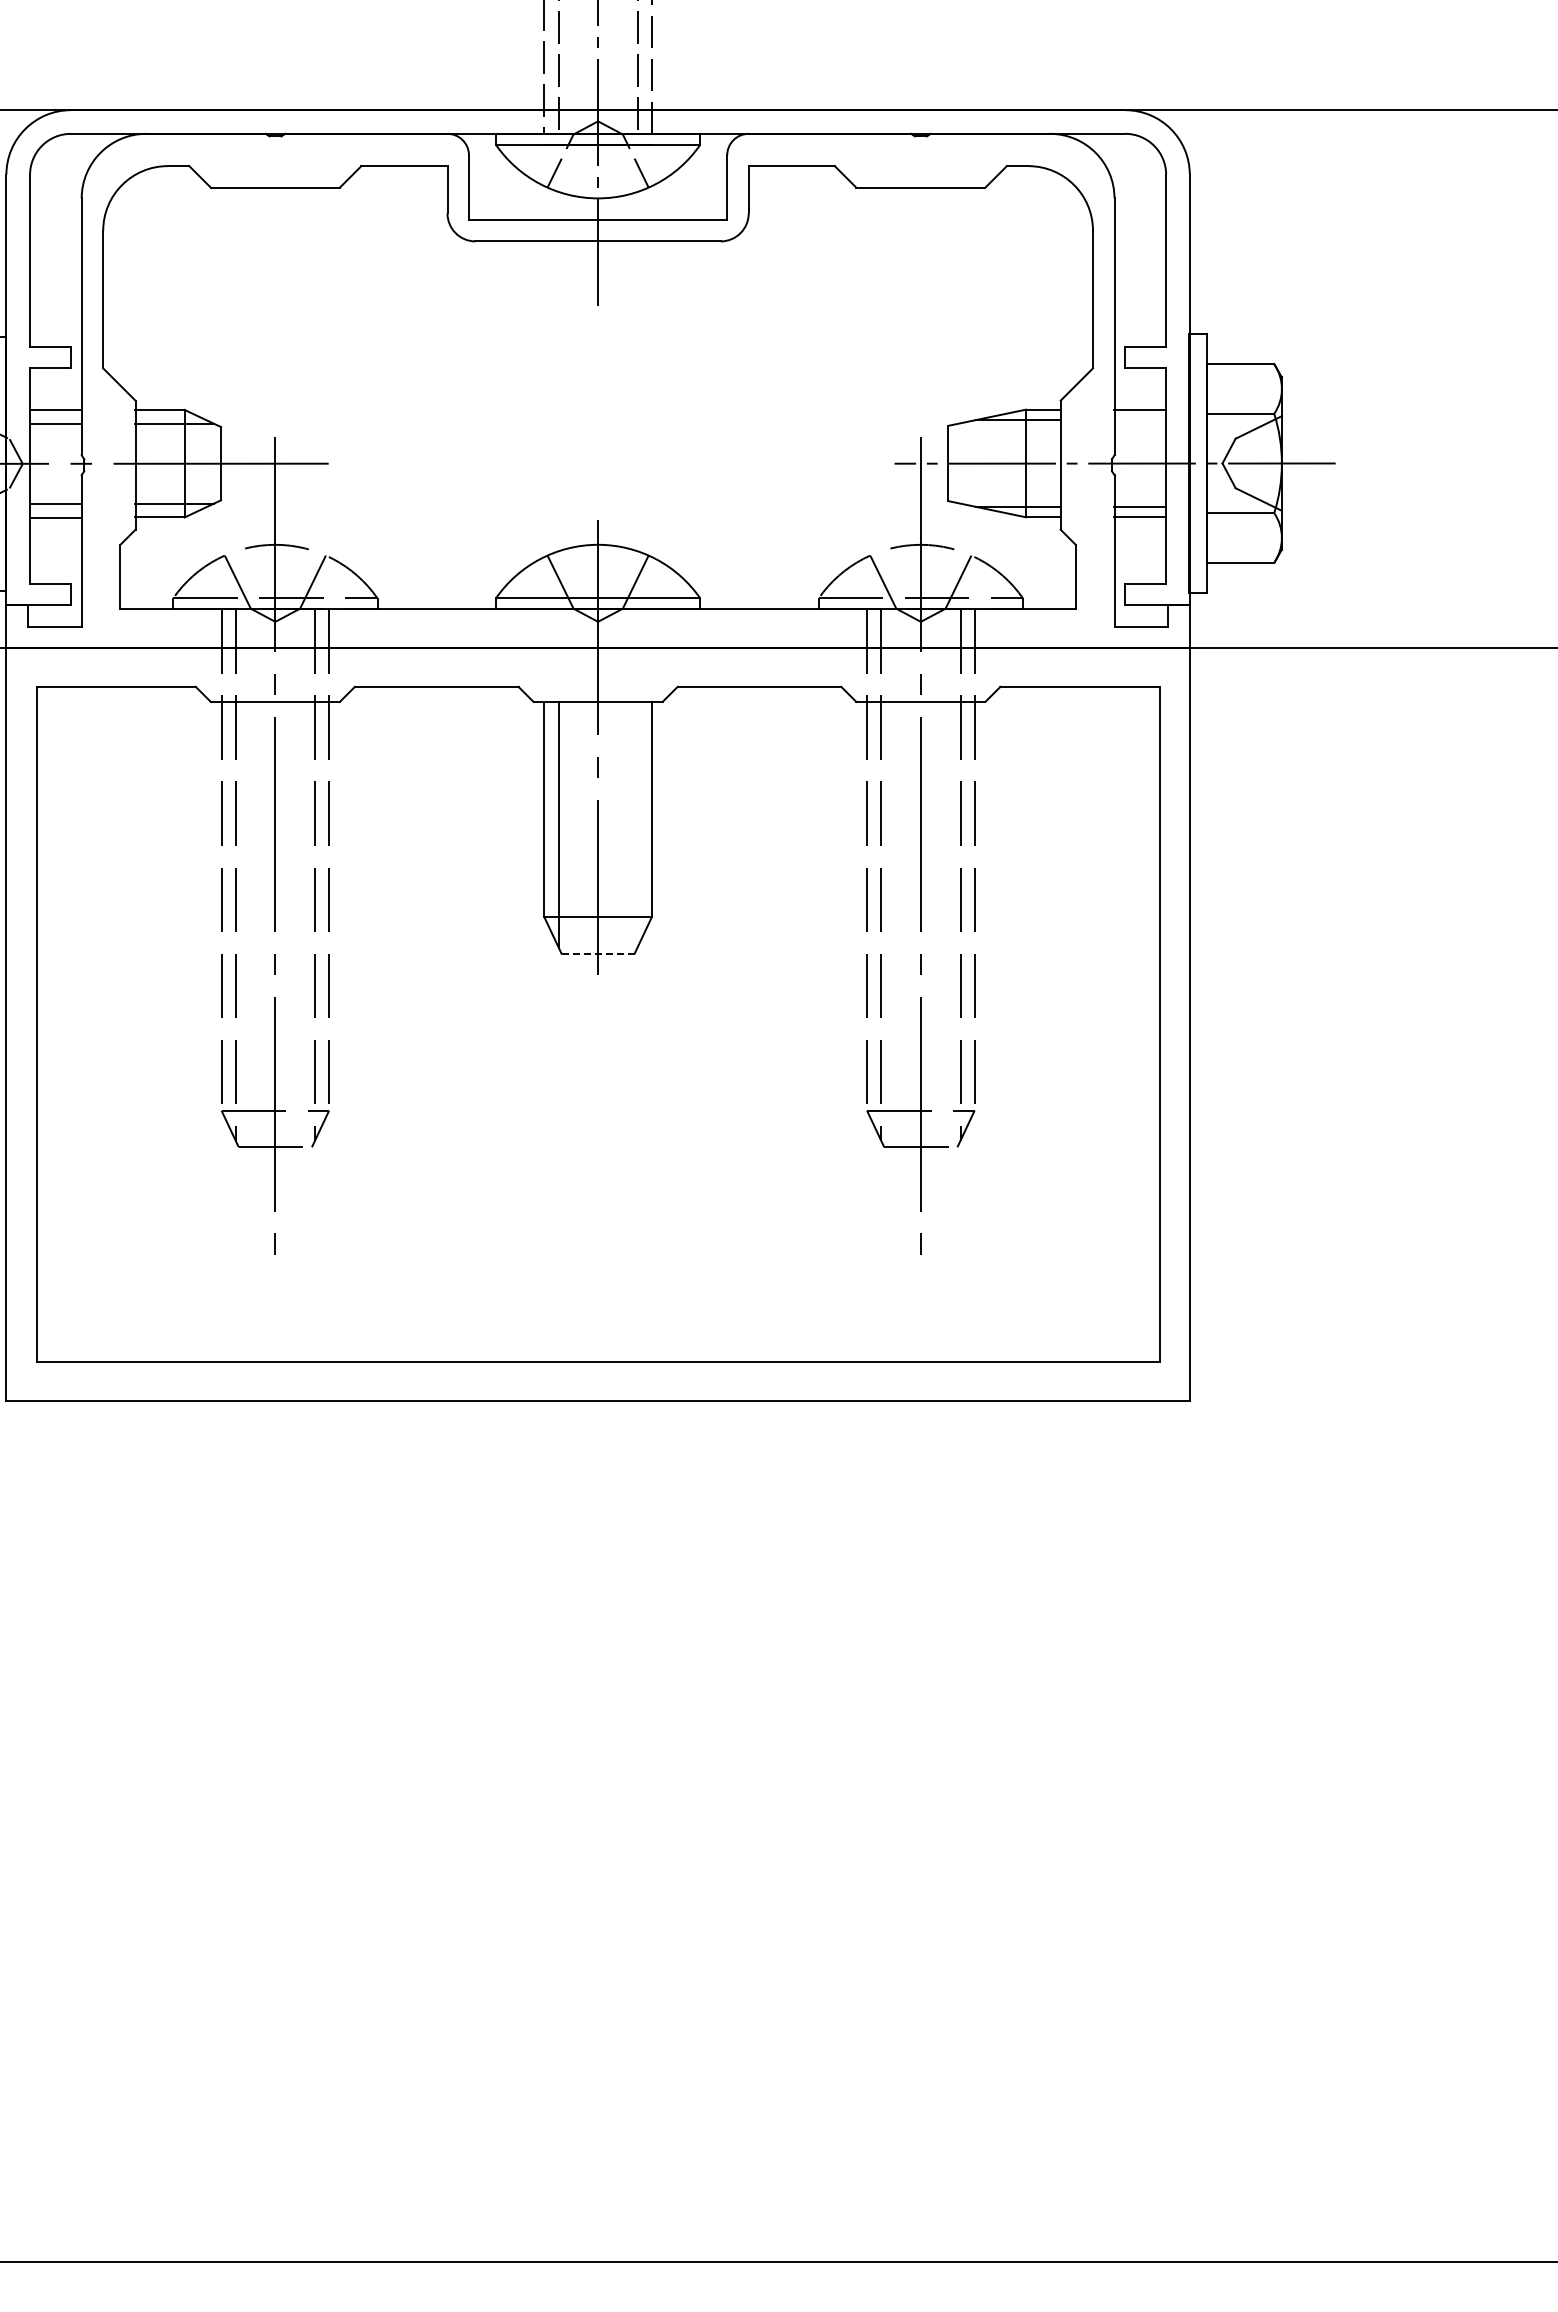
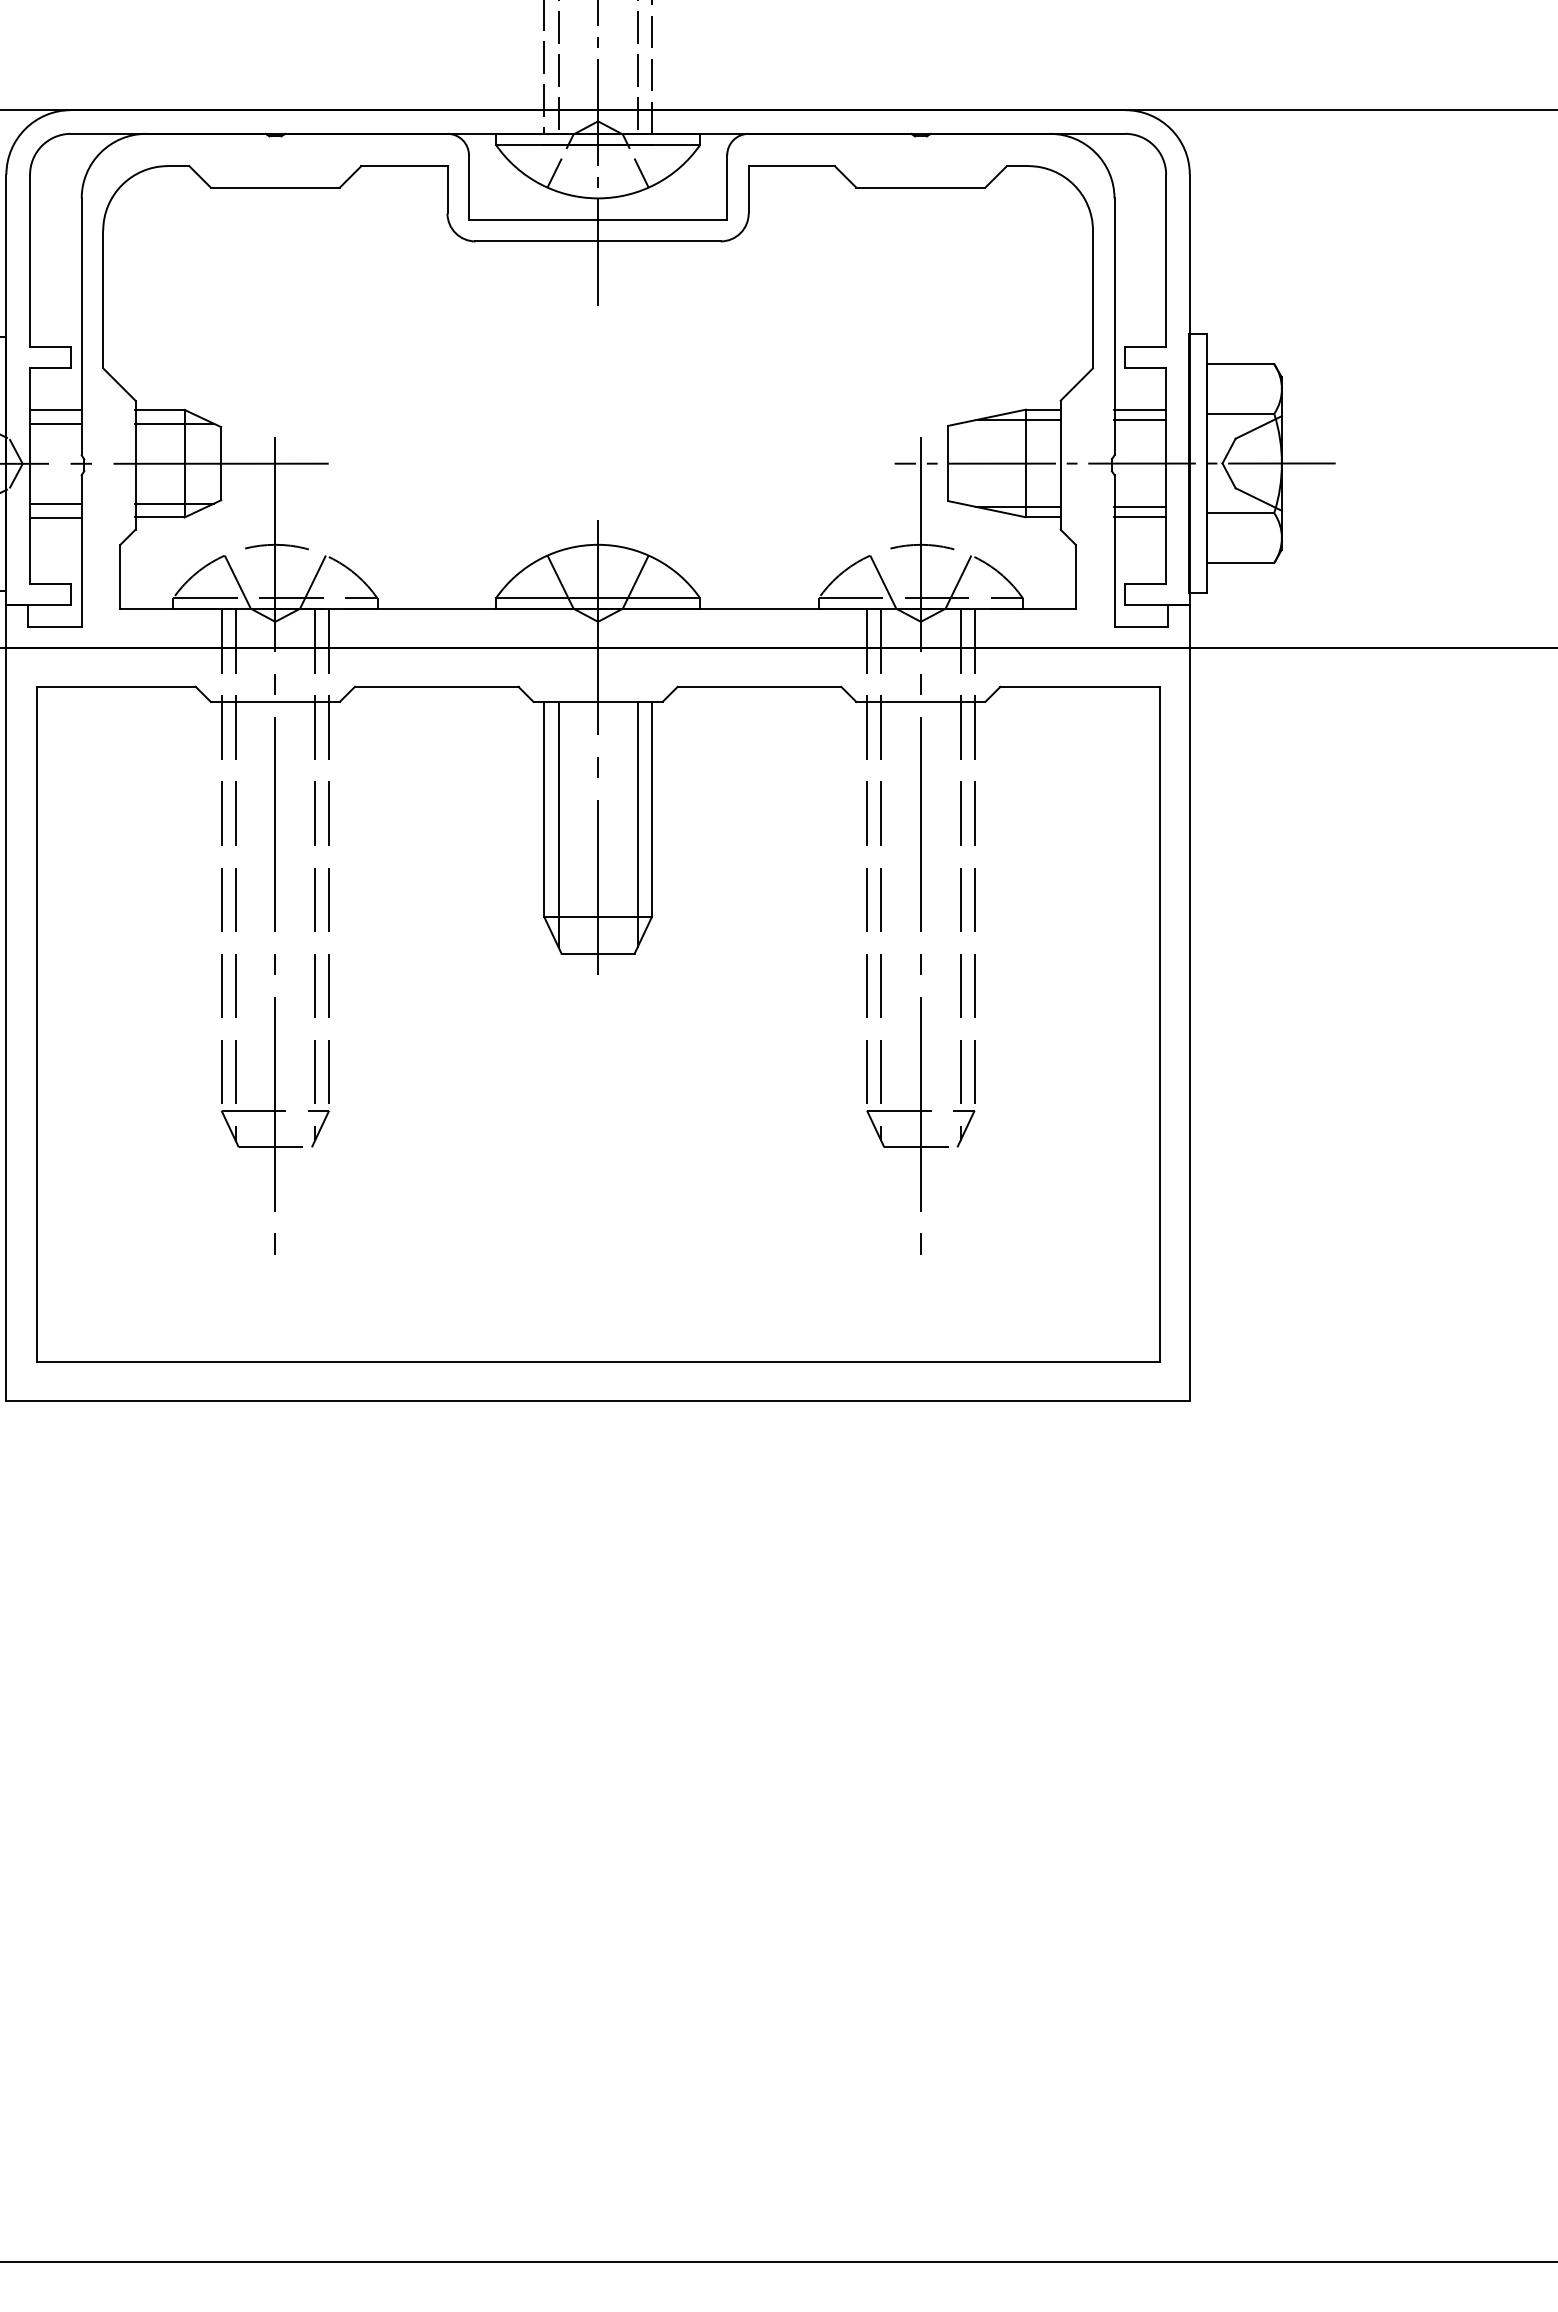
line: none -> present (1139, 420)
line: none -> present (637, 823)
line: dashed -> solid (598, 953)
